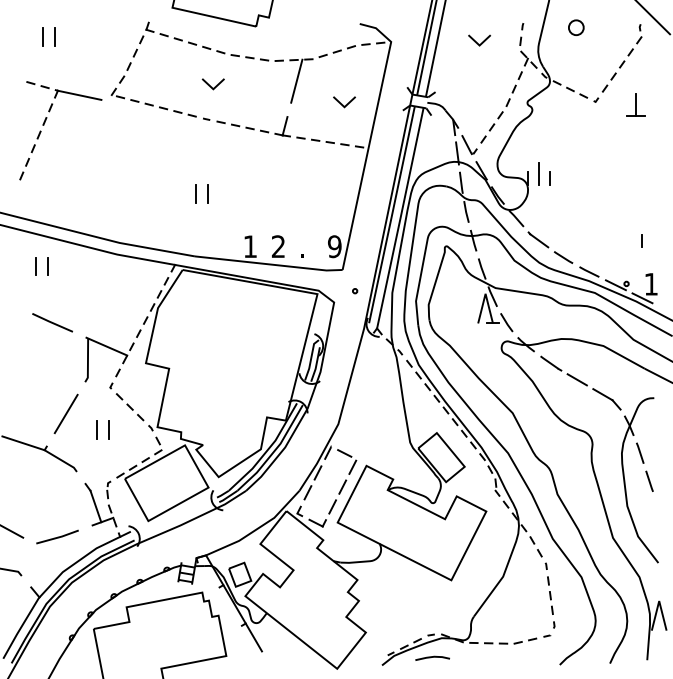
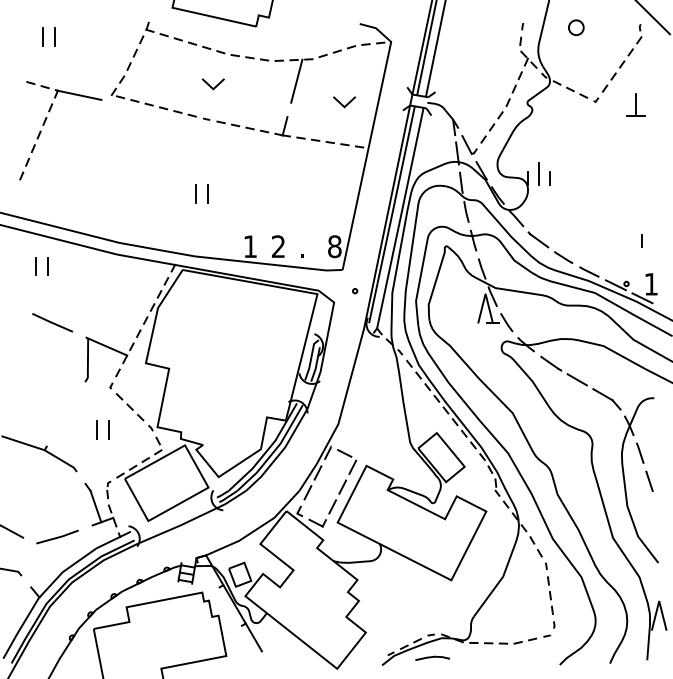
line: present -> none (477, 42)
text: 9 -> 8 (334, 246)
line: present -> none (65, 413)
